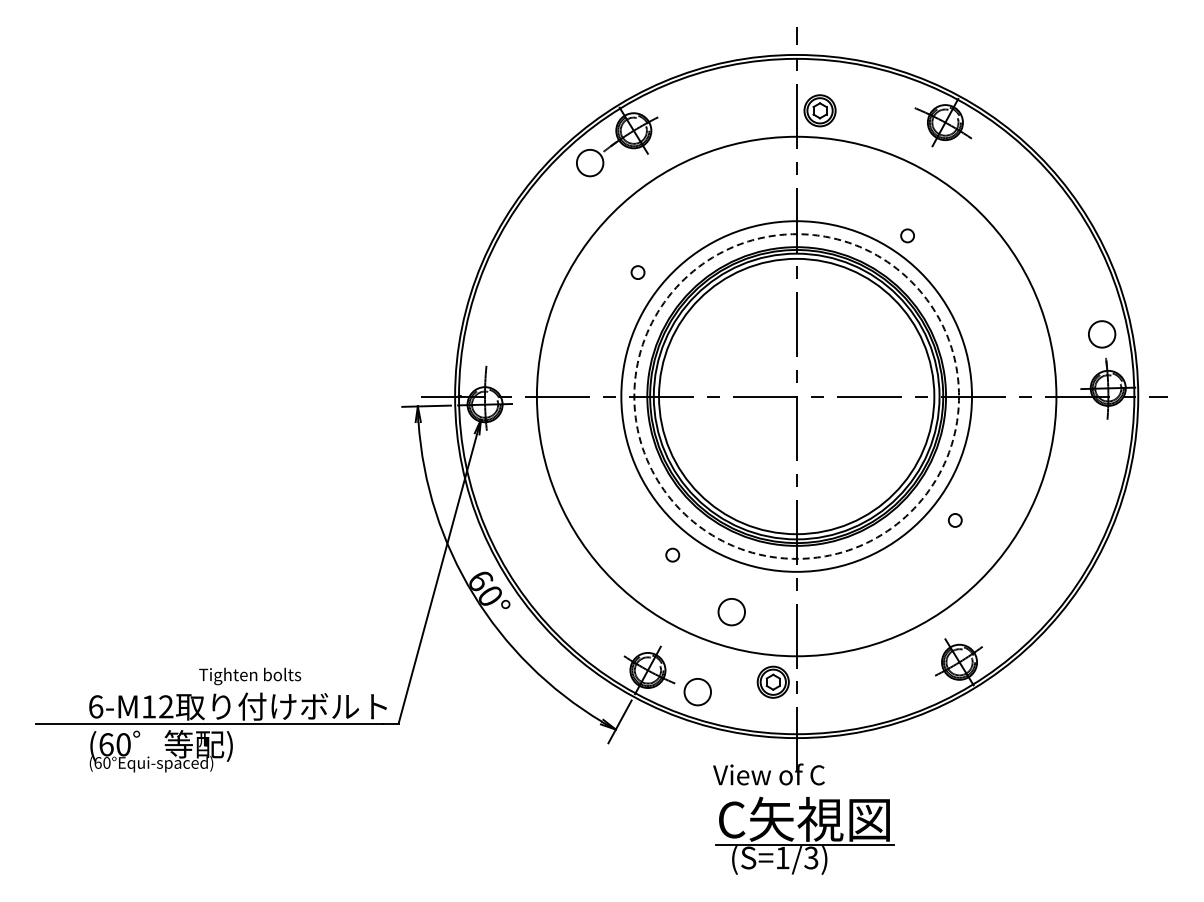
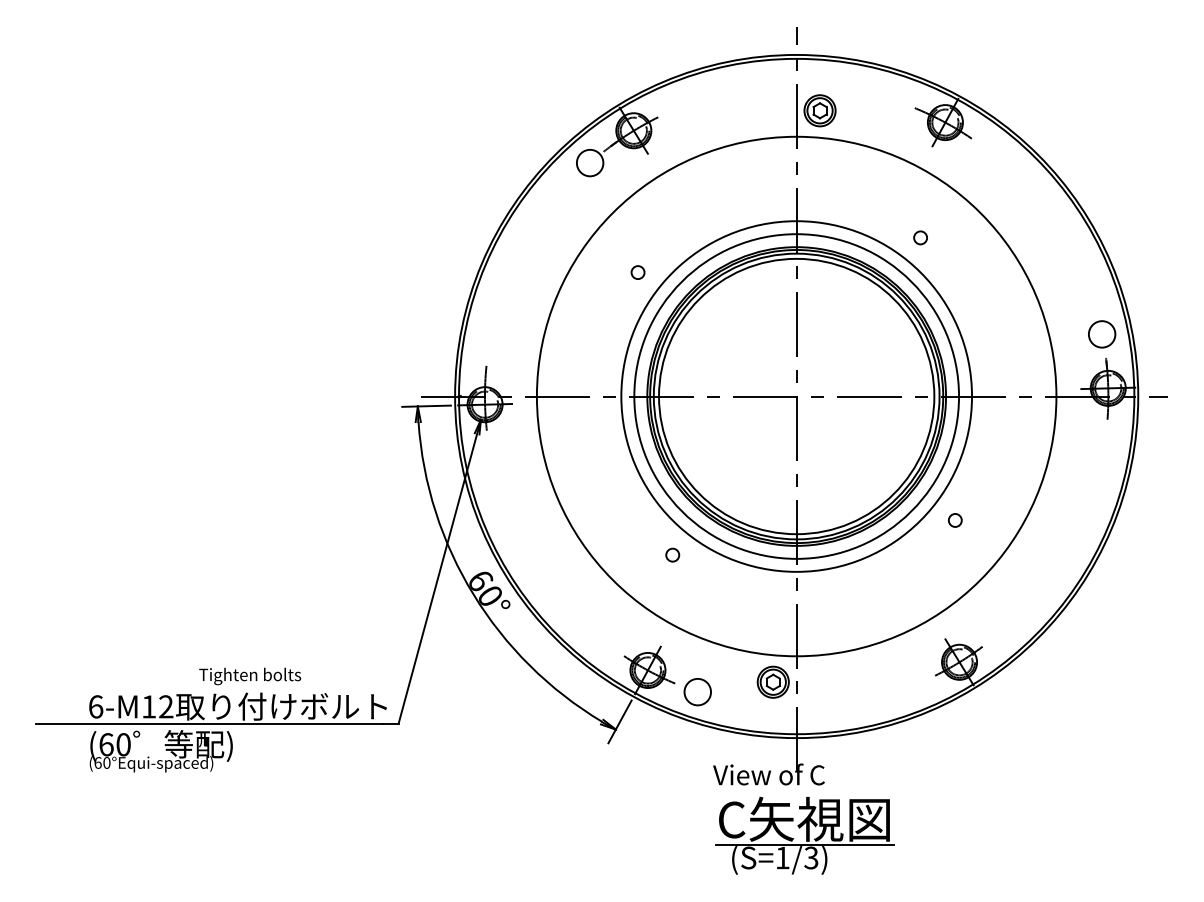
circle position: (907, 235) -> (920, 237) (920, 237)
circle: dashed -> solid (796, 396)
circle: present -> none (731, 612)
